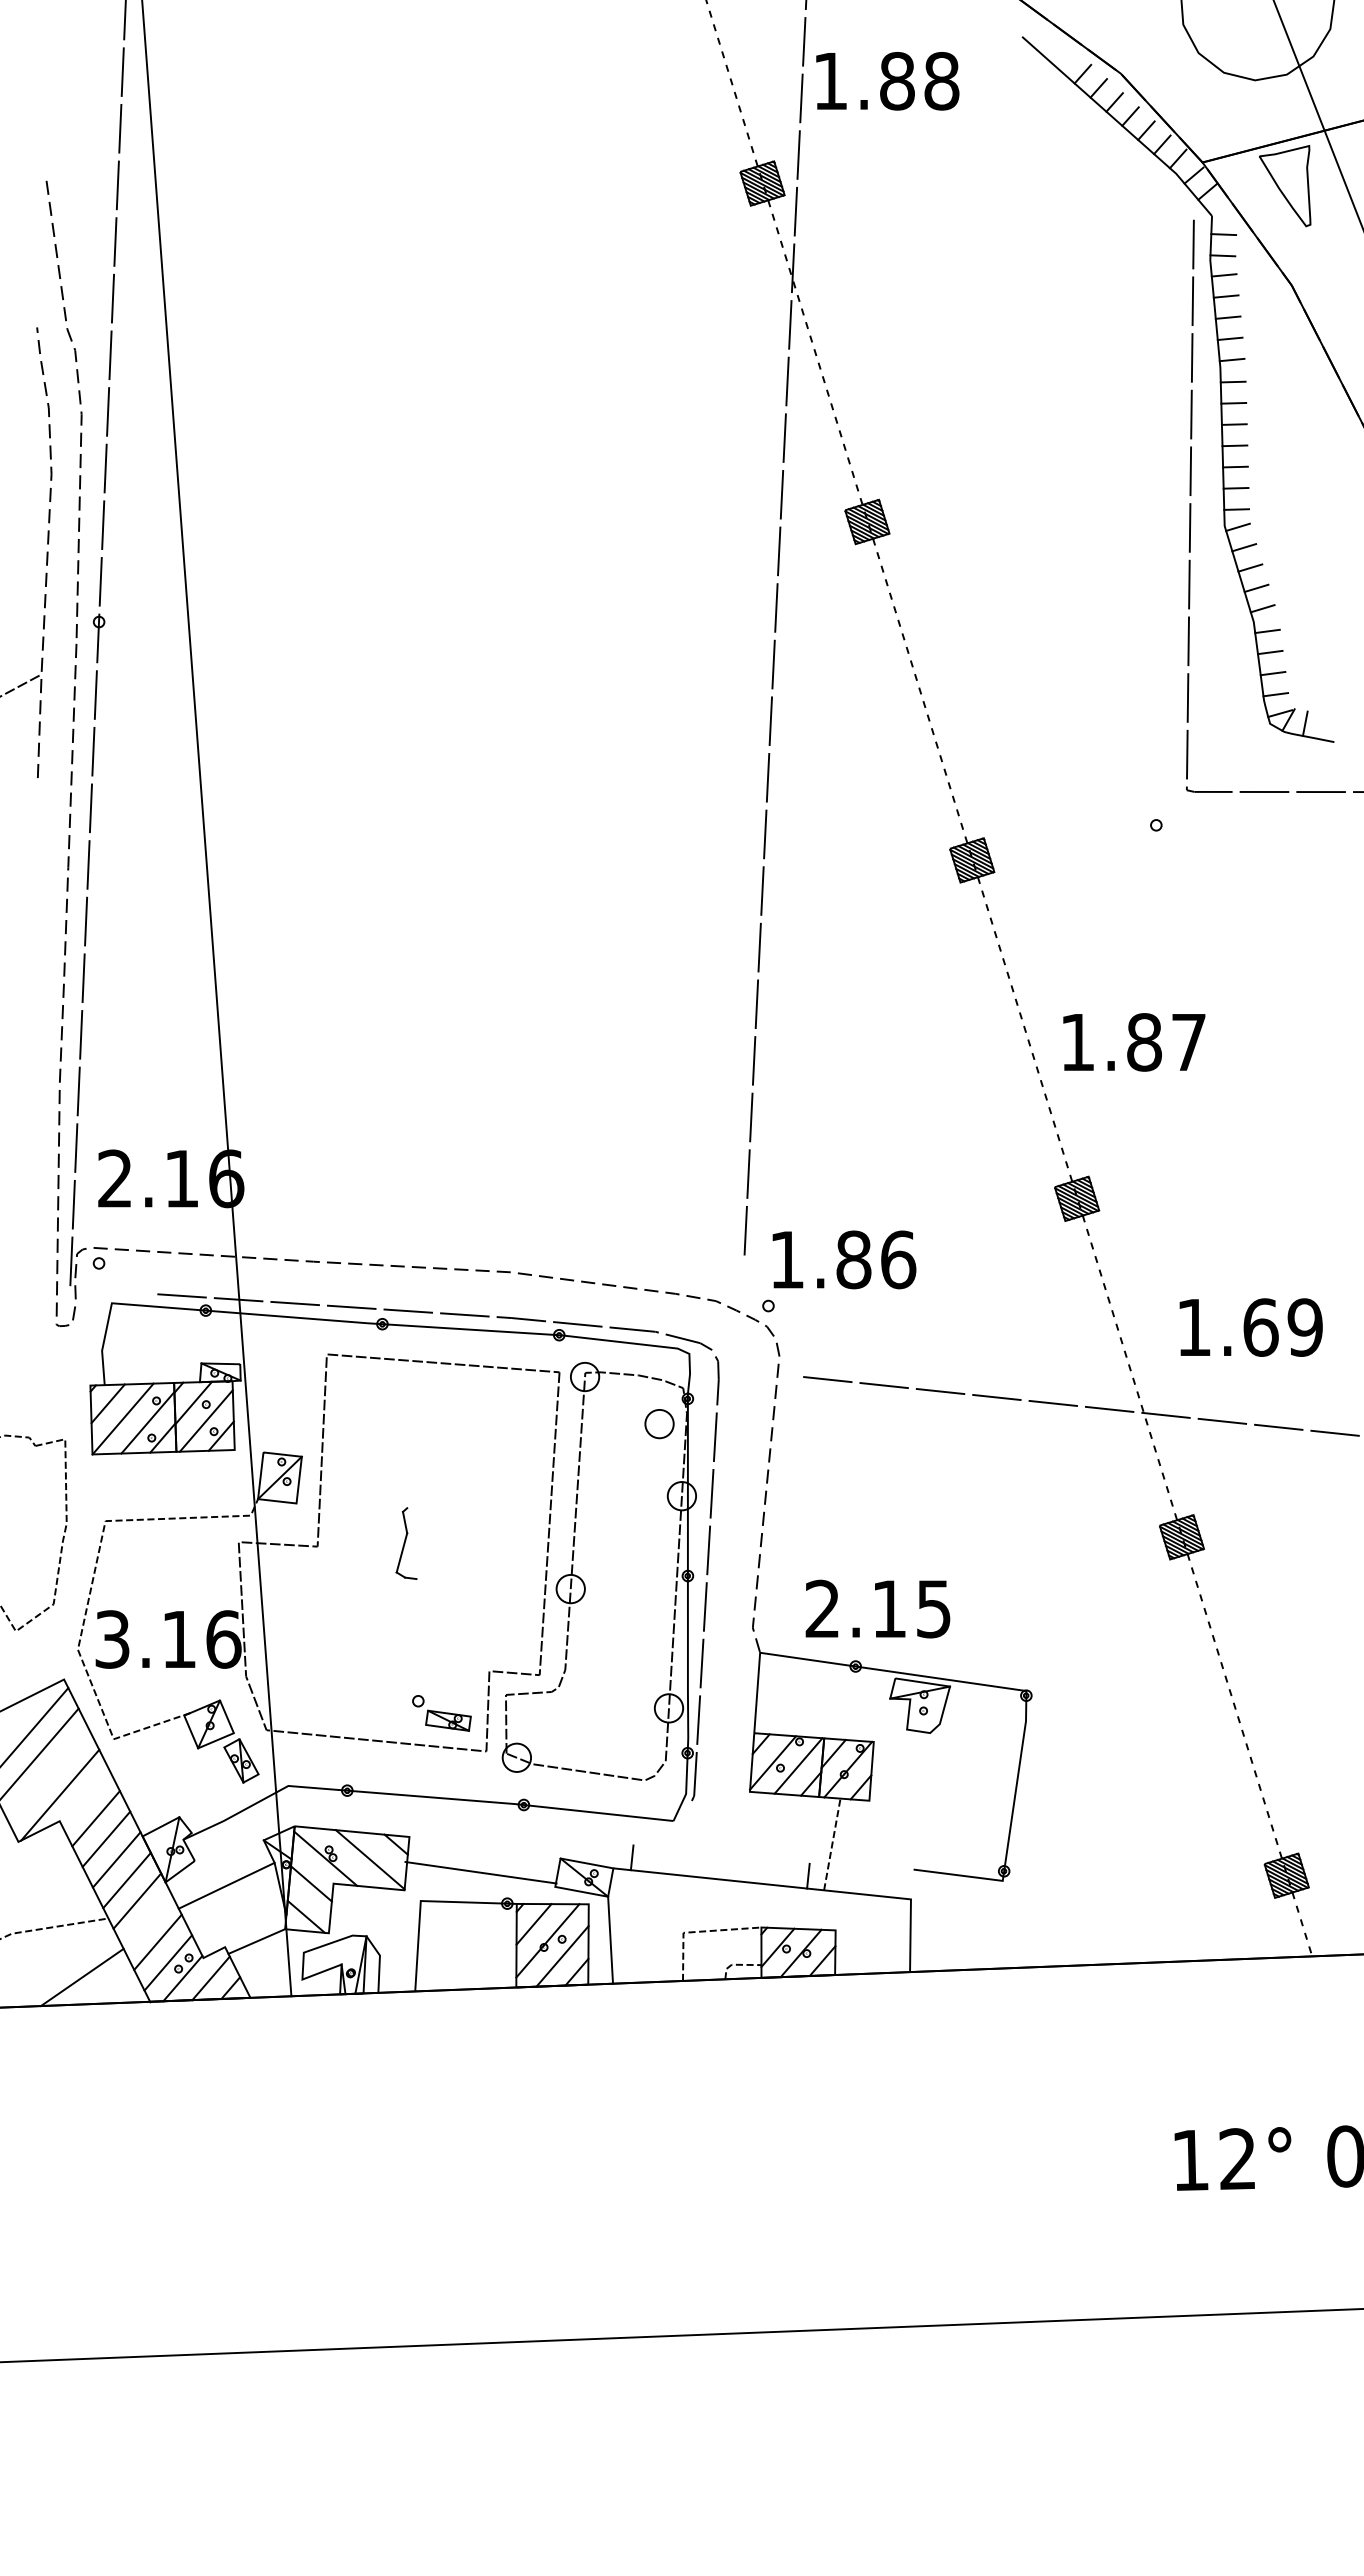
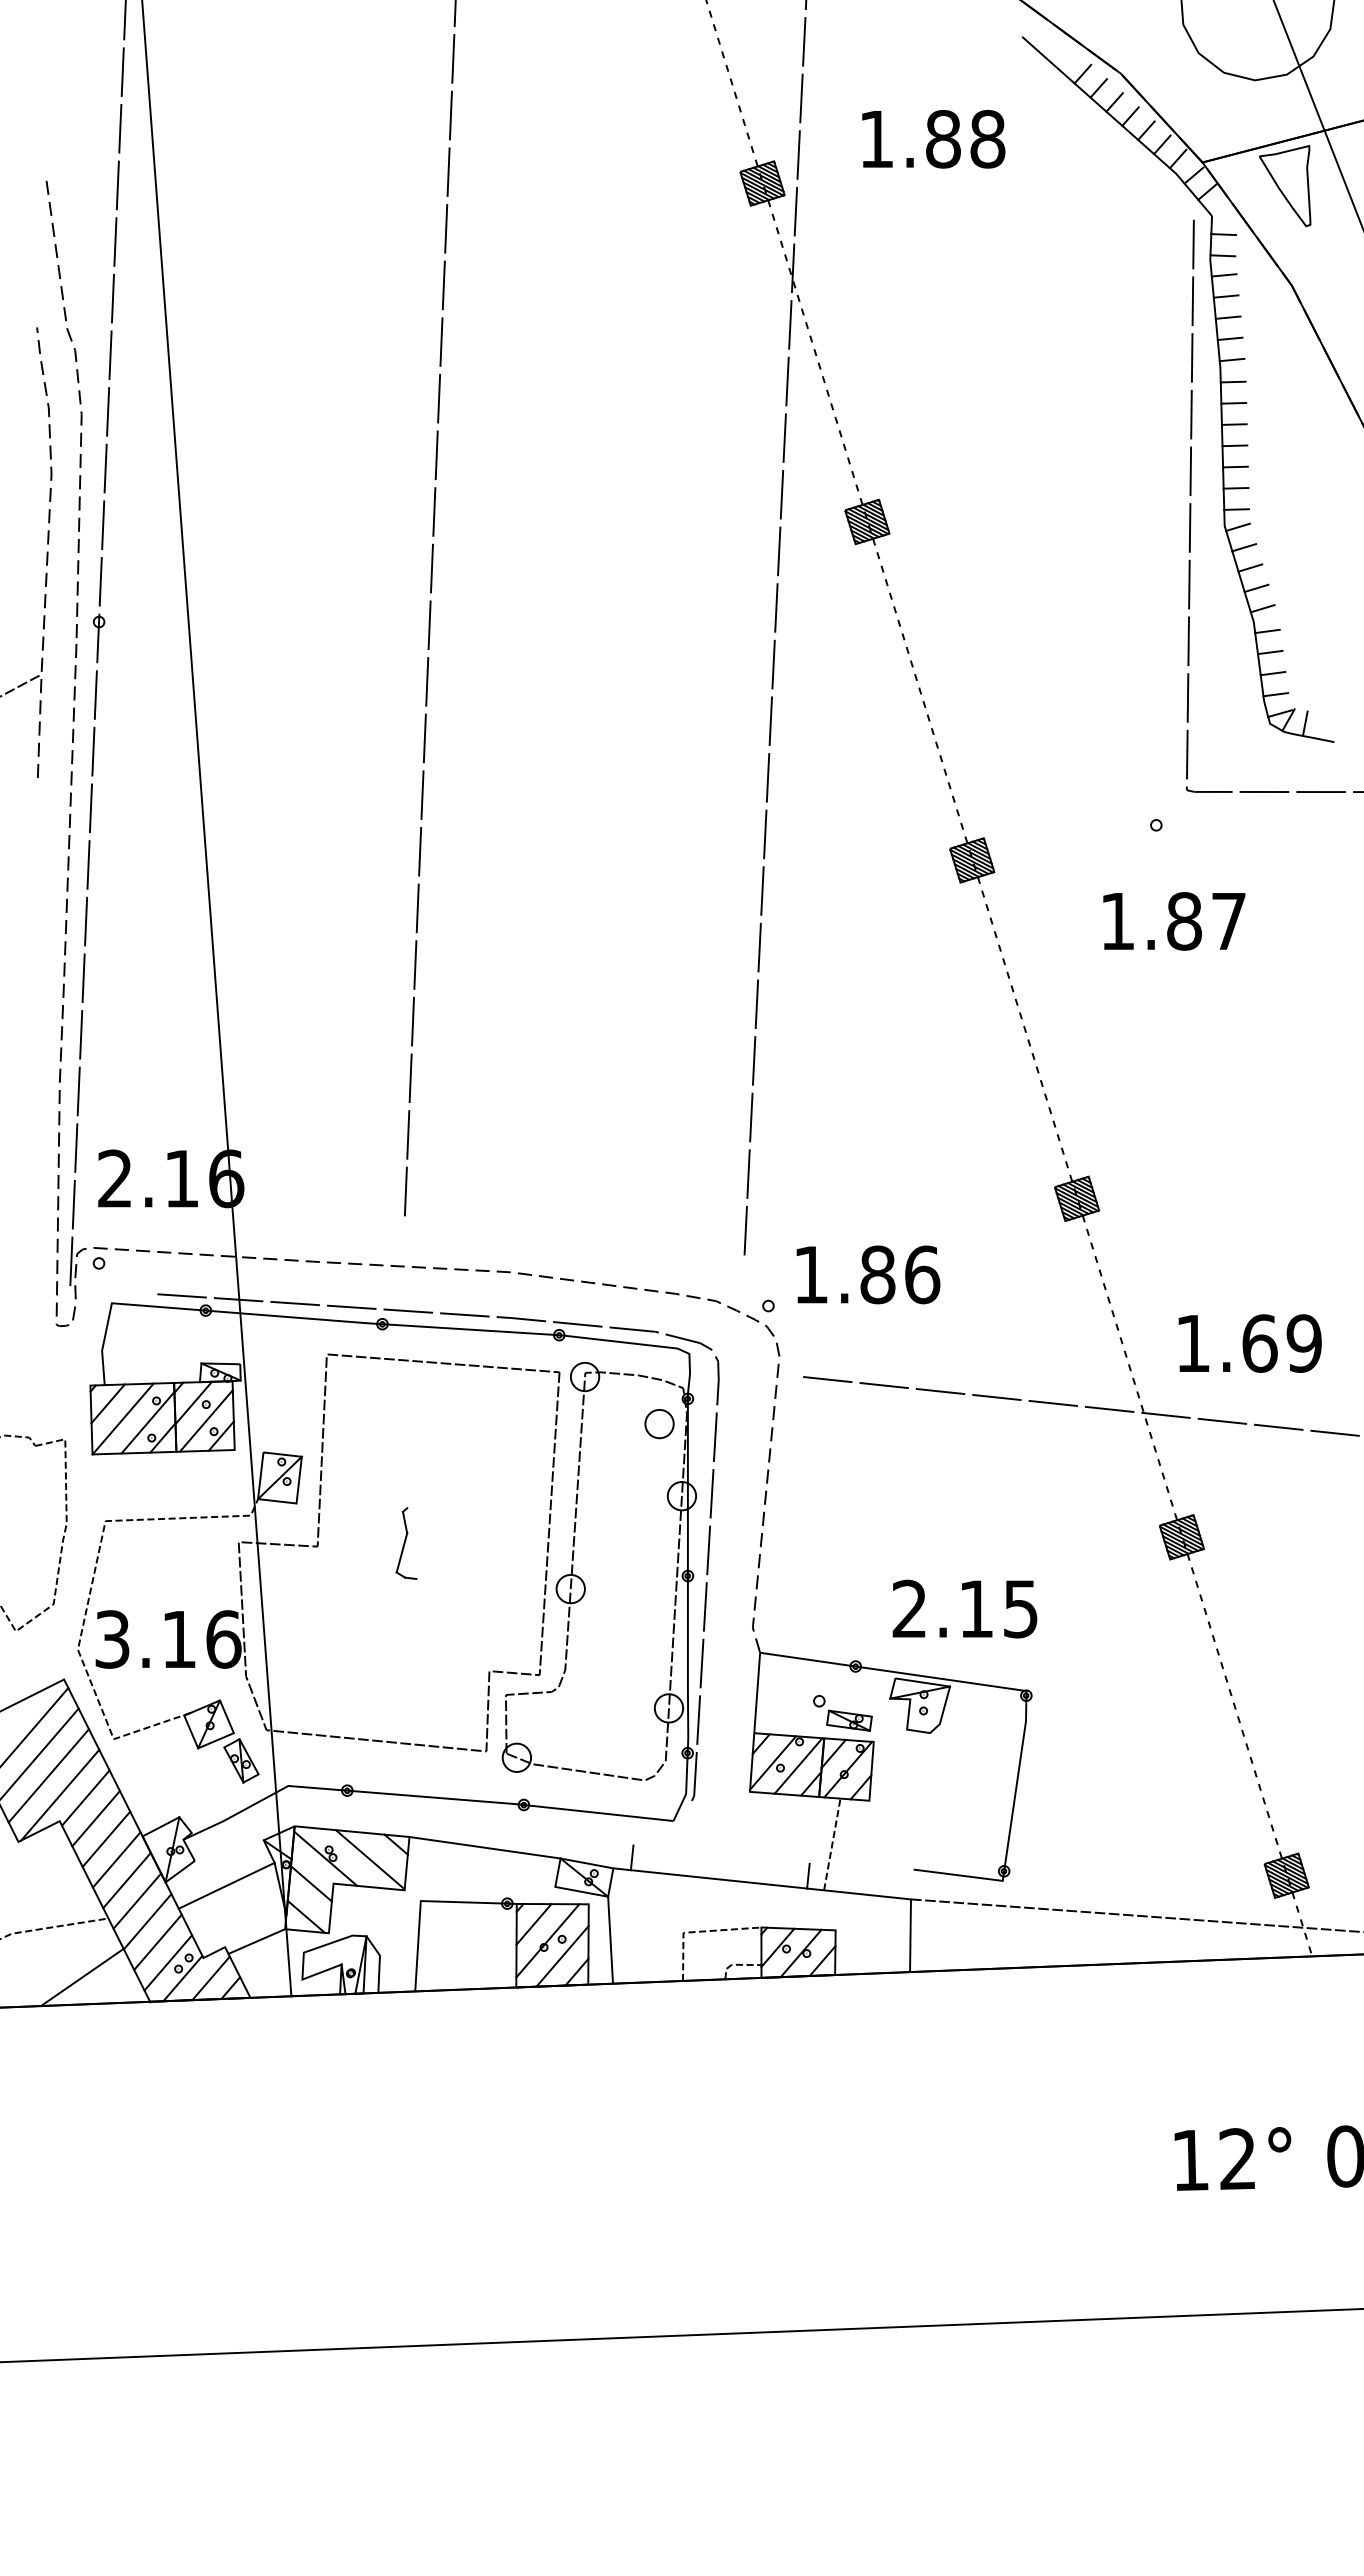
text position: (887, 81) -> (933, 139) (933, 139)
line: none -> present (429, 609)
text position: (1134, 1042) -> (1174, 921) (1174, 921)
text position: (844, 1259) -> (868, 1274) (868, 1274)
text position: (1250, 1327) -> (1249, 1343) (1249, 1343)
text position: (877, 1608) -> (964, 1608) (964, 1608)
part position: (441, 1713) -> (842, 1713) (842, 1713)
line: none -> present (48, 1775)
line: none -> present (85, 1797)
line position: (480, 1872) -> (484, 1847) (484, 1847)
line: none -> present (1135, 1915)
line: none -> present (147, 1921)
